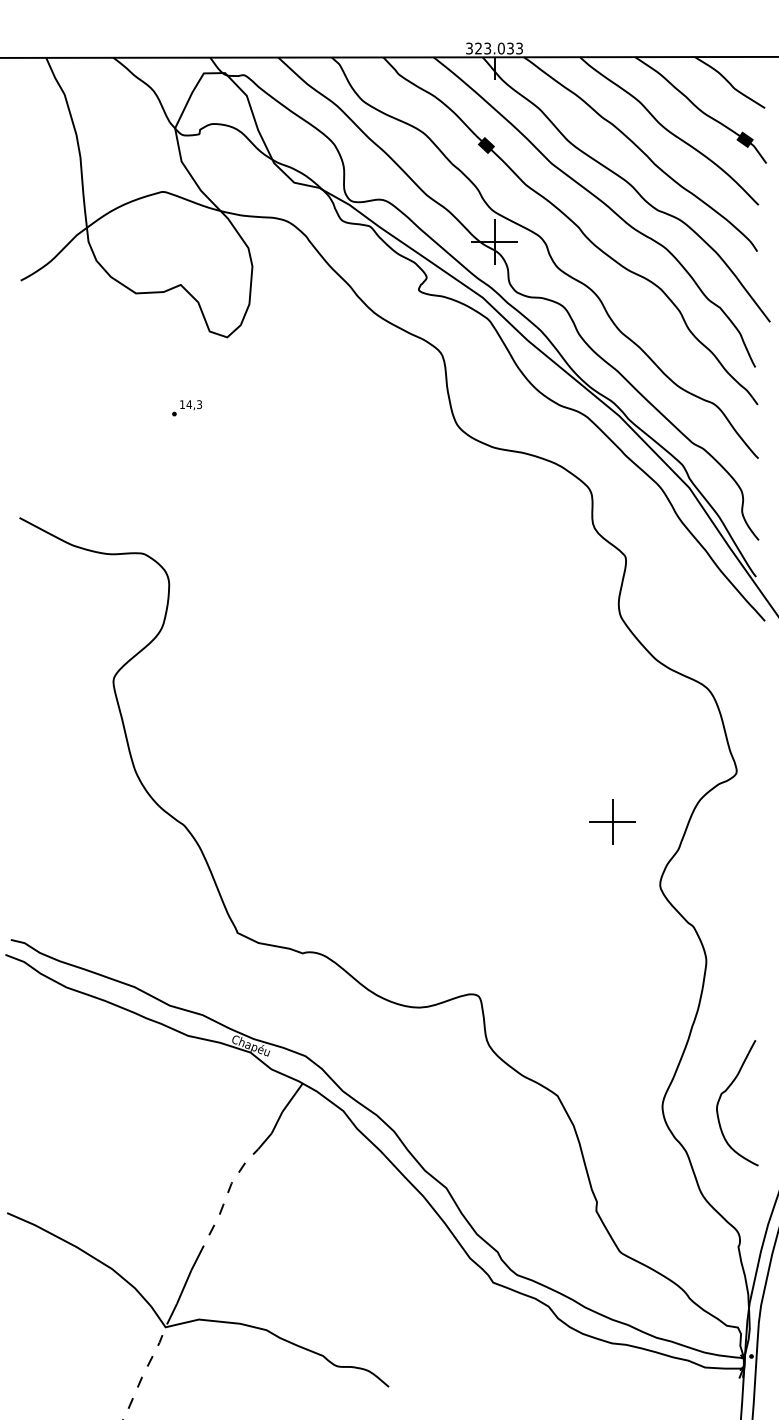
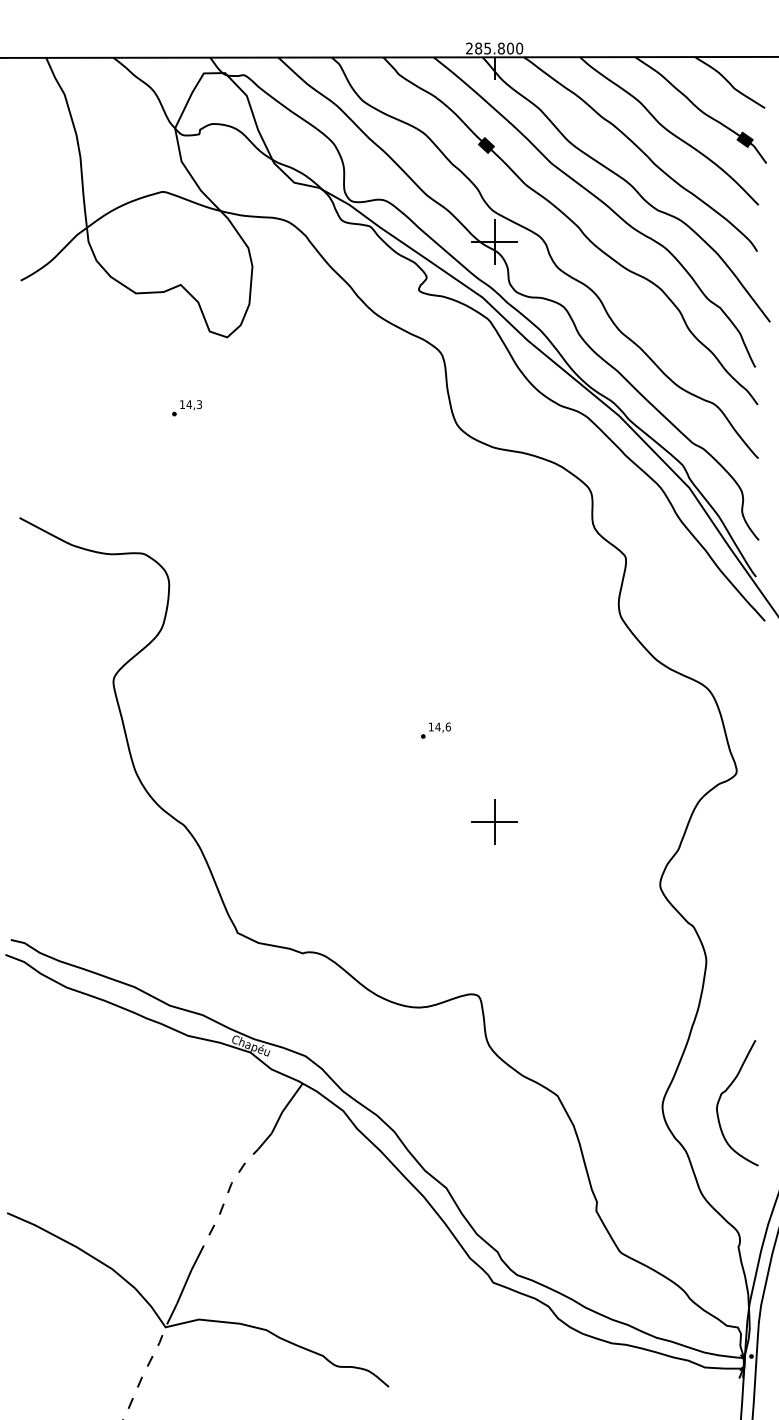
text: 323.033 -> 285.800 (494, 48)
part: none -> present (435, 730)
part position: (612, 821) -> (494, 821) (494, 821)
